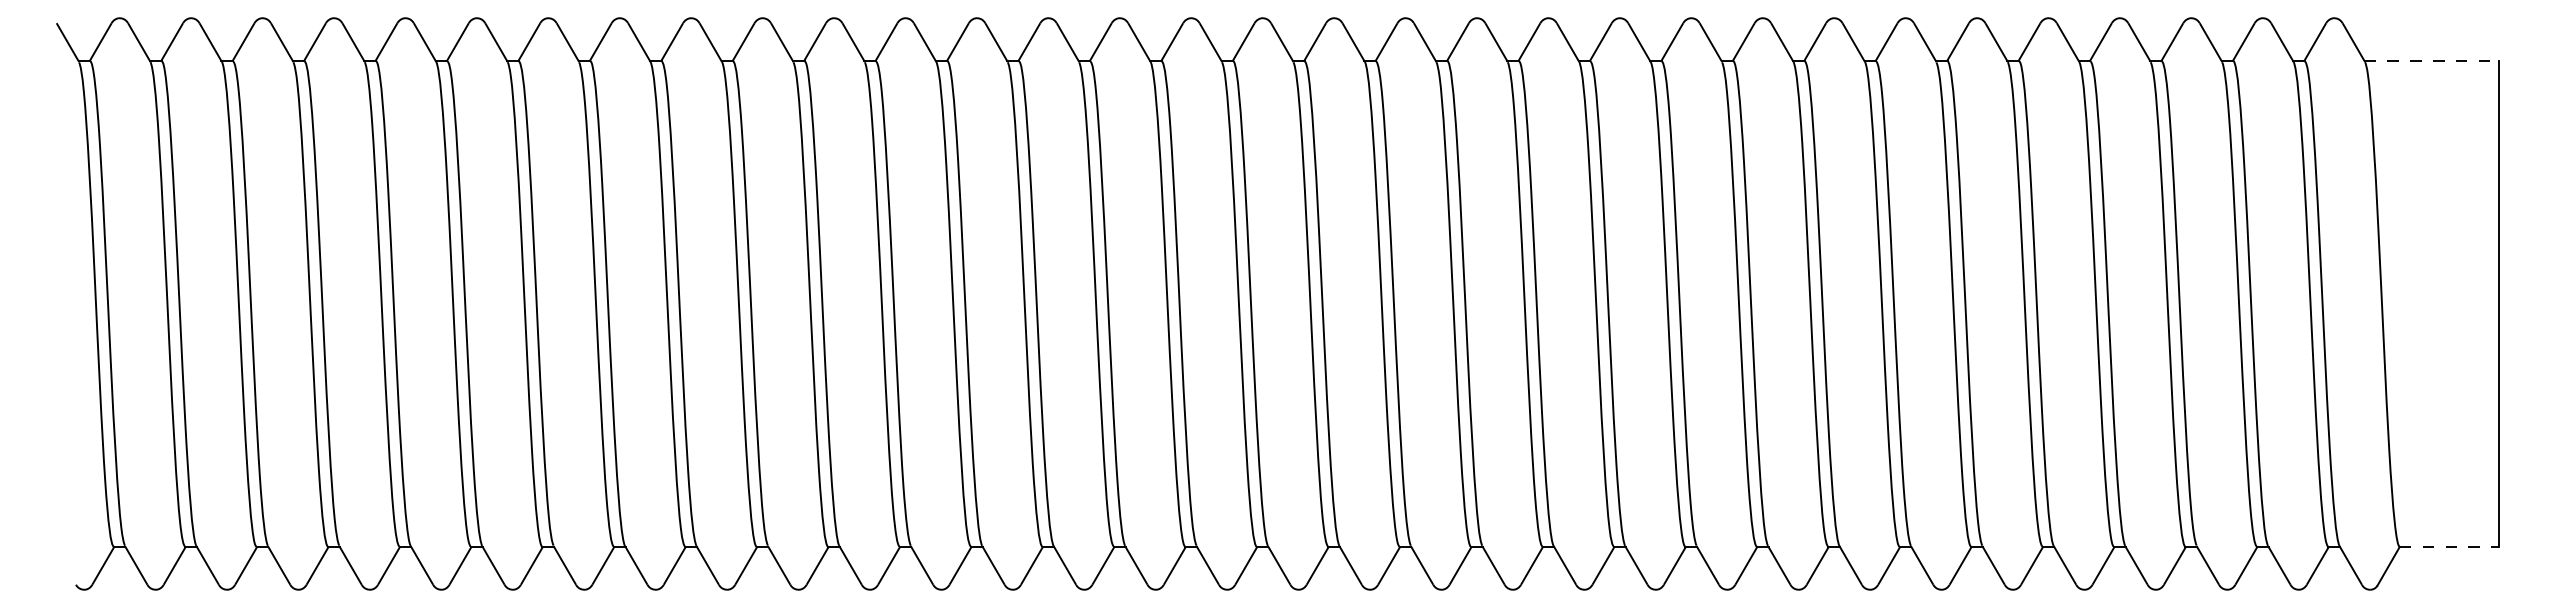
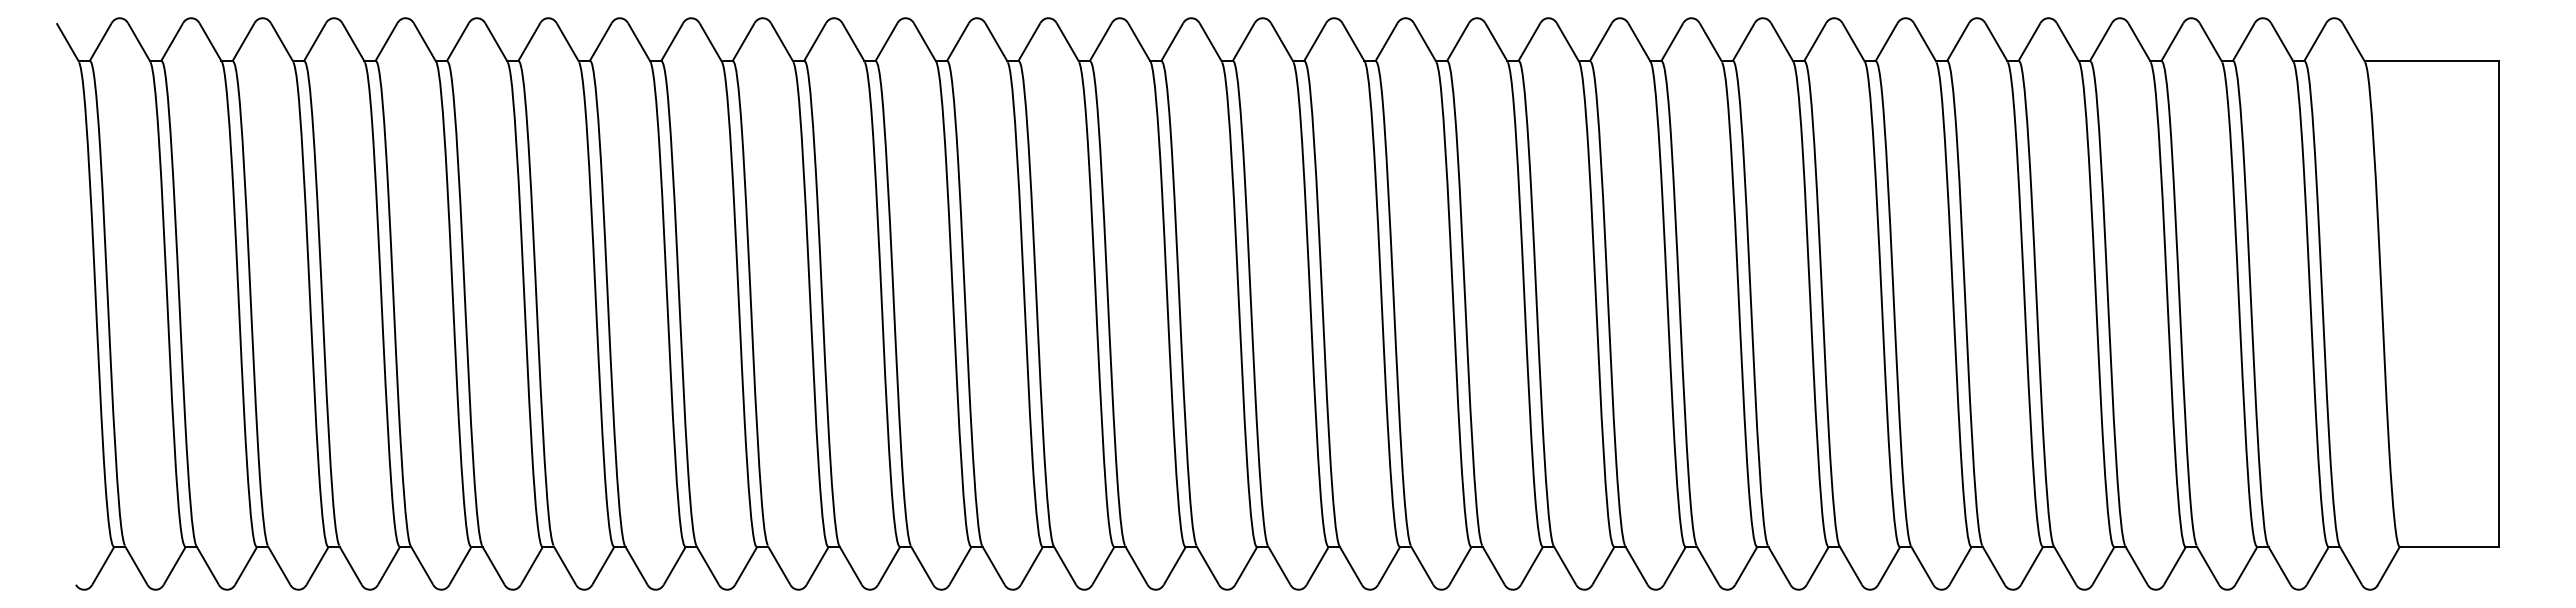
line: dashed -> solid (2432, 61)
line: dashed -> solid (2449, 546)
